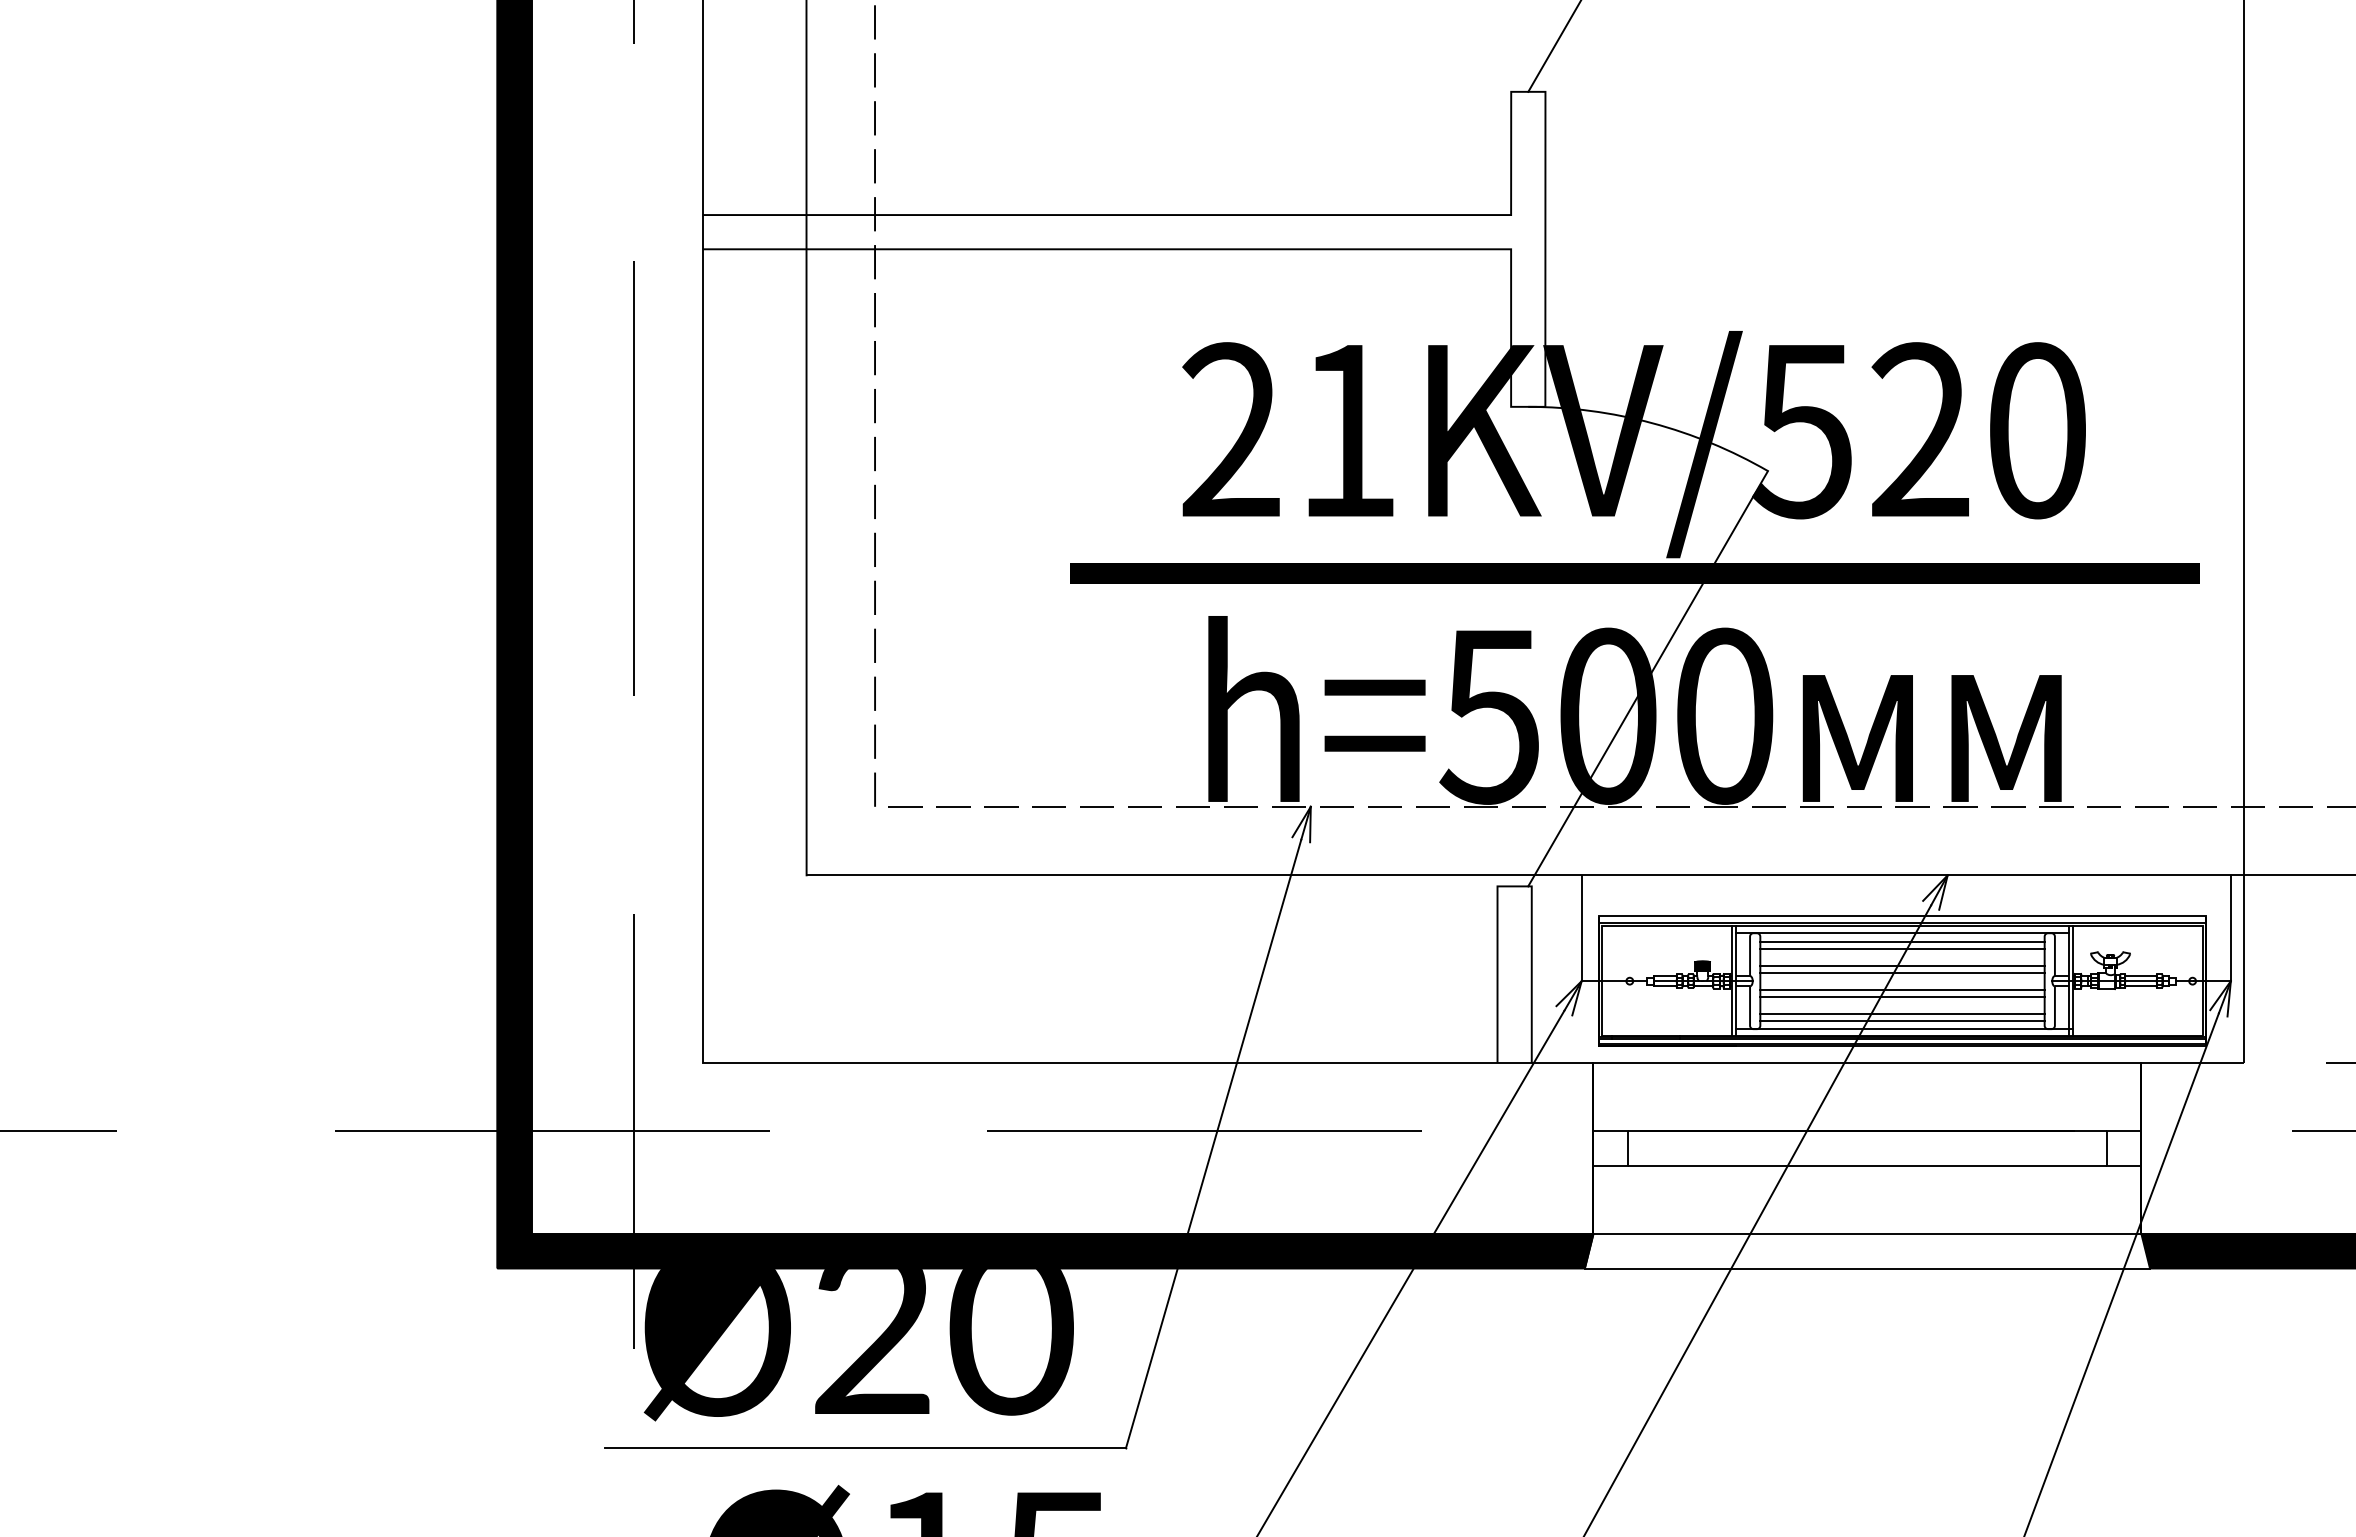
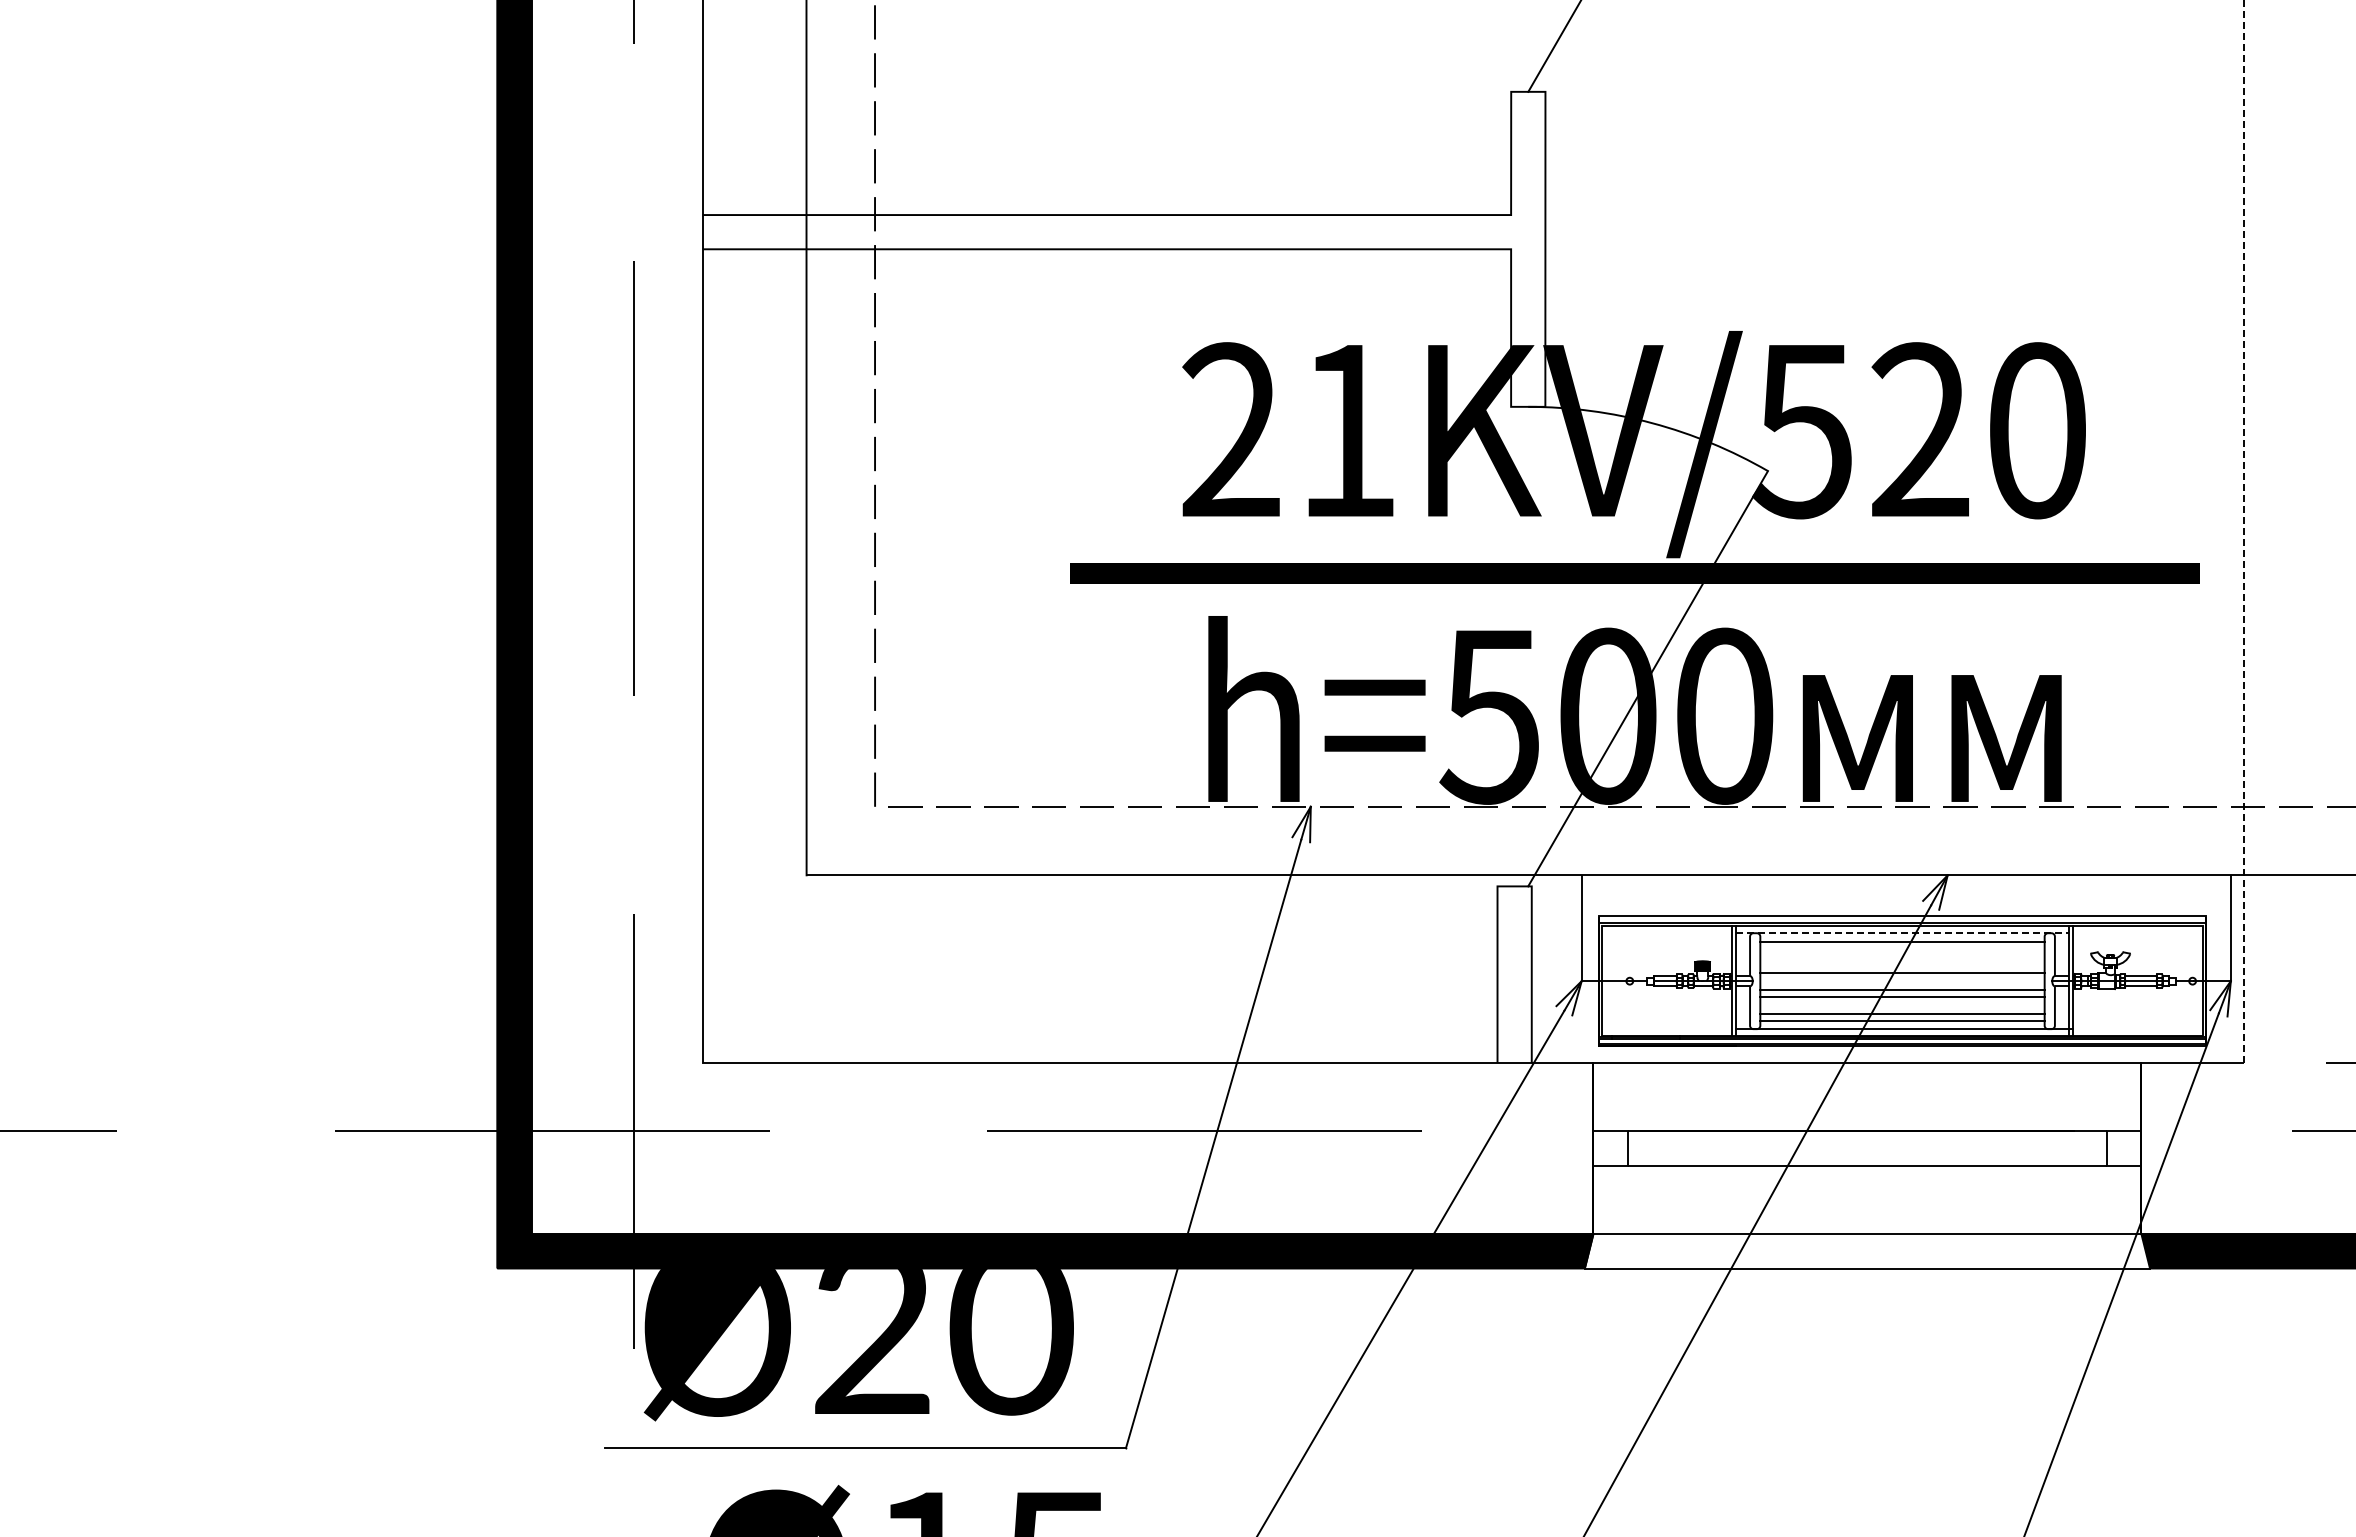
line: solid -> dashed (2244, 531)
line: solid -> dashed (1902, 933)
line: present -> none (1902, 948)
line: present -> none (1902, 965)
